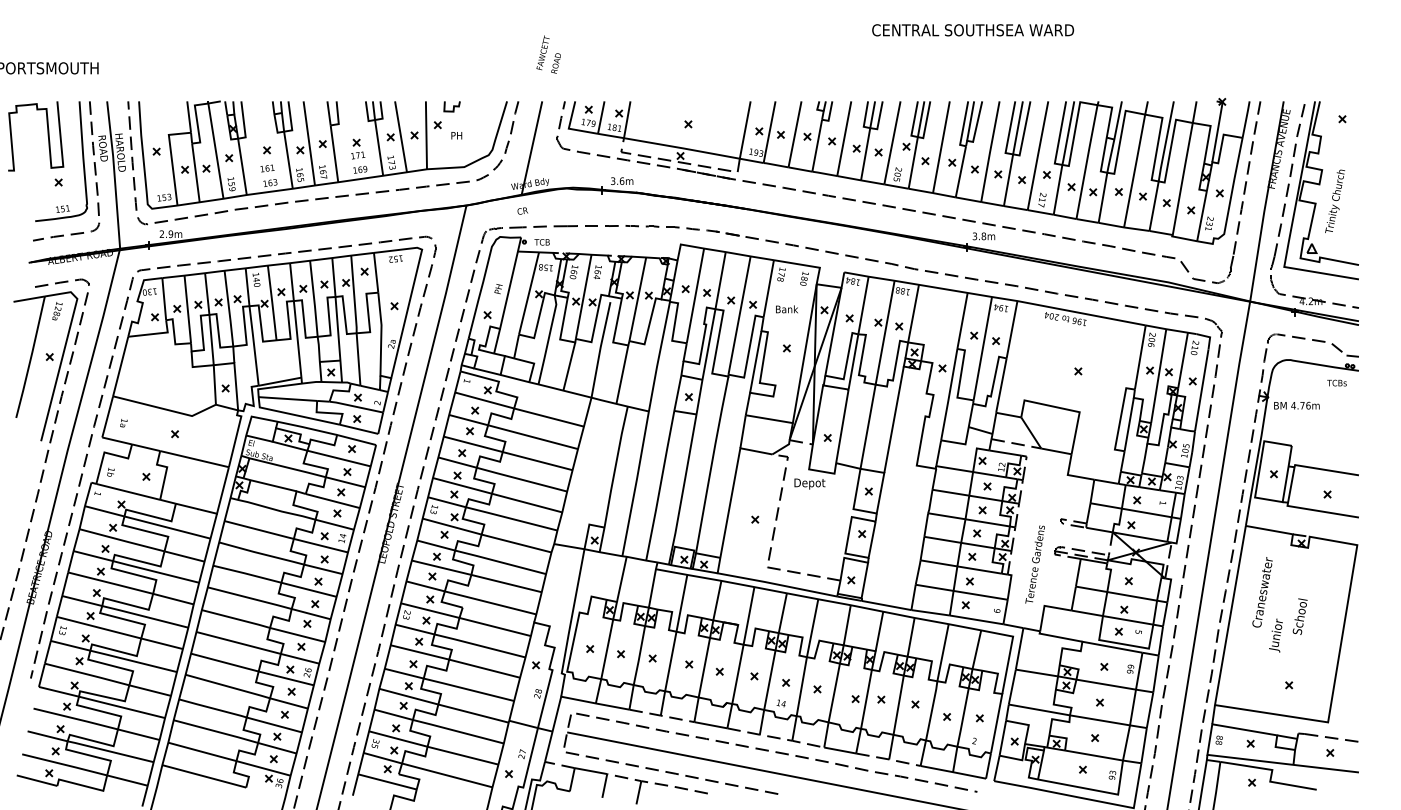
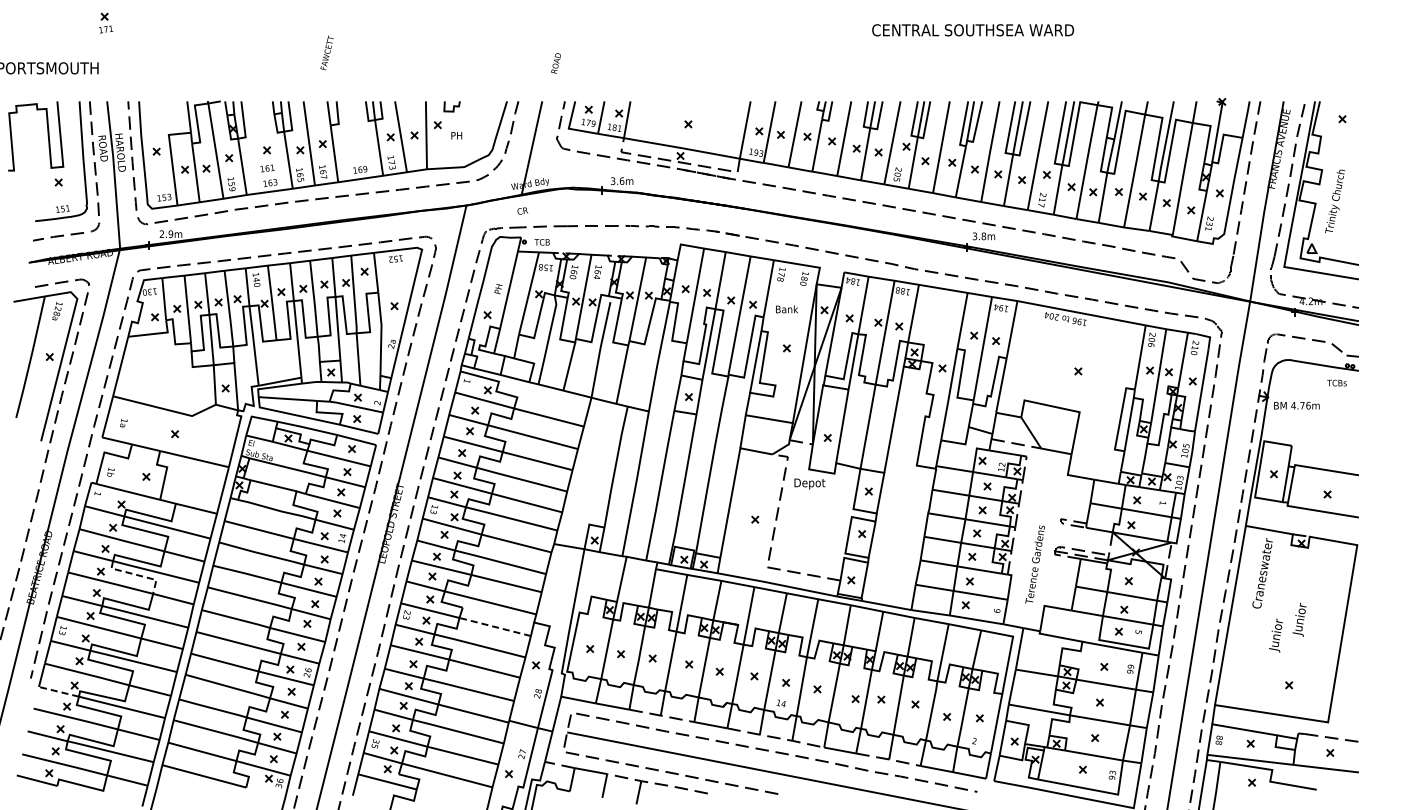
text position: (542, 52) -> (326, 52) (326, 52)
part position: (358, 148) -> (106, 22) (106, 22)
line: solid -> dashed (137, 575)
text position: (1262, 592) -> (1262, 573) (1262, 573)
text: School -> Junior (1299, 617)
line: solid -> dashed (495, 627)
line: solid -> dashed (58, 691)
